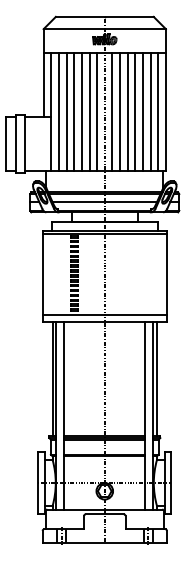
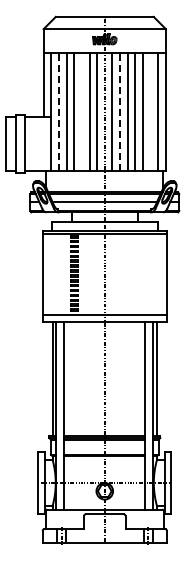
line: present -> none (81, 111)
line: present -> none (150, 111)
line: solid -> dashed (59, 112)
line: solid -> dashed (120, 112)
